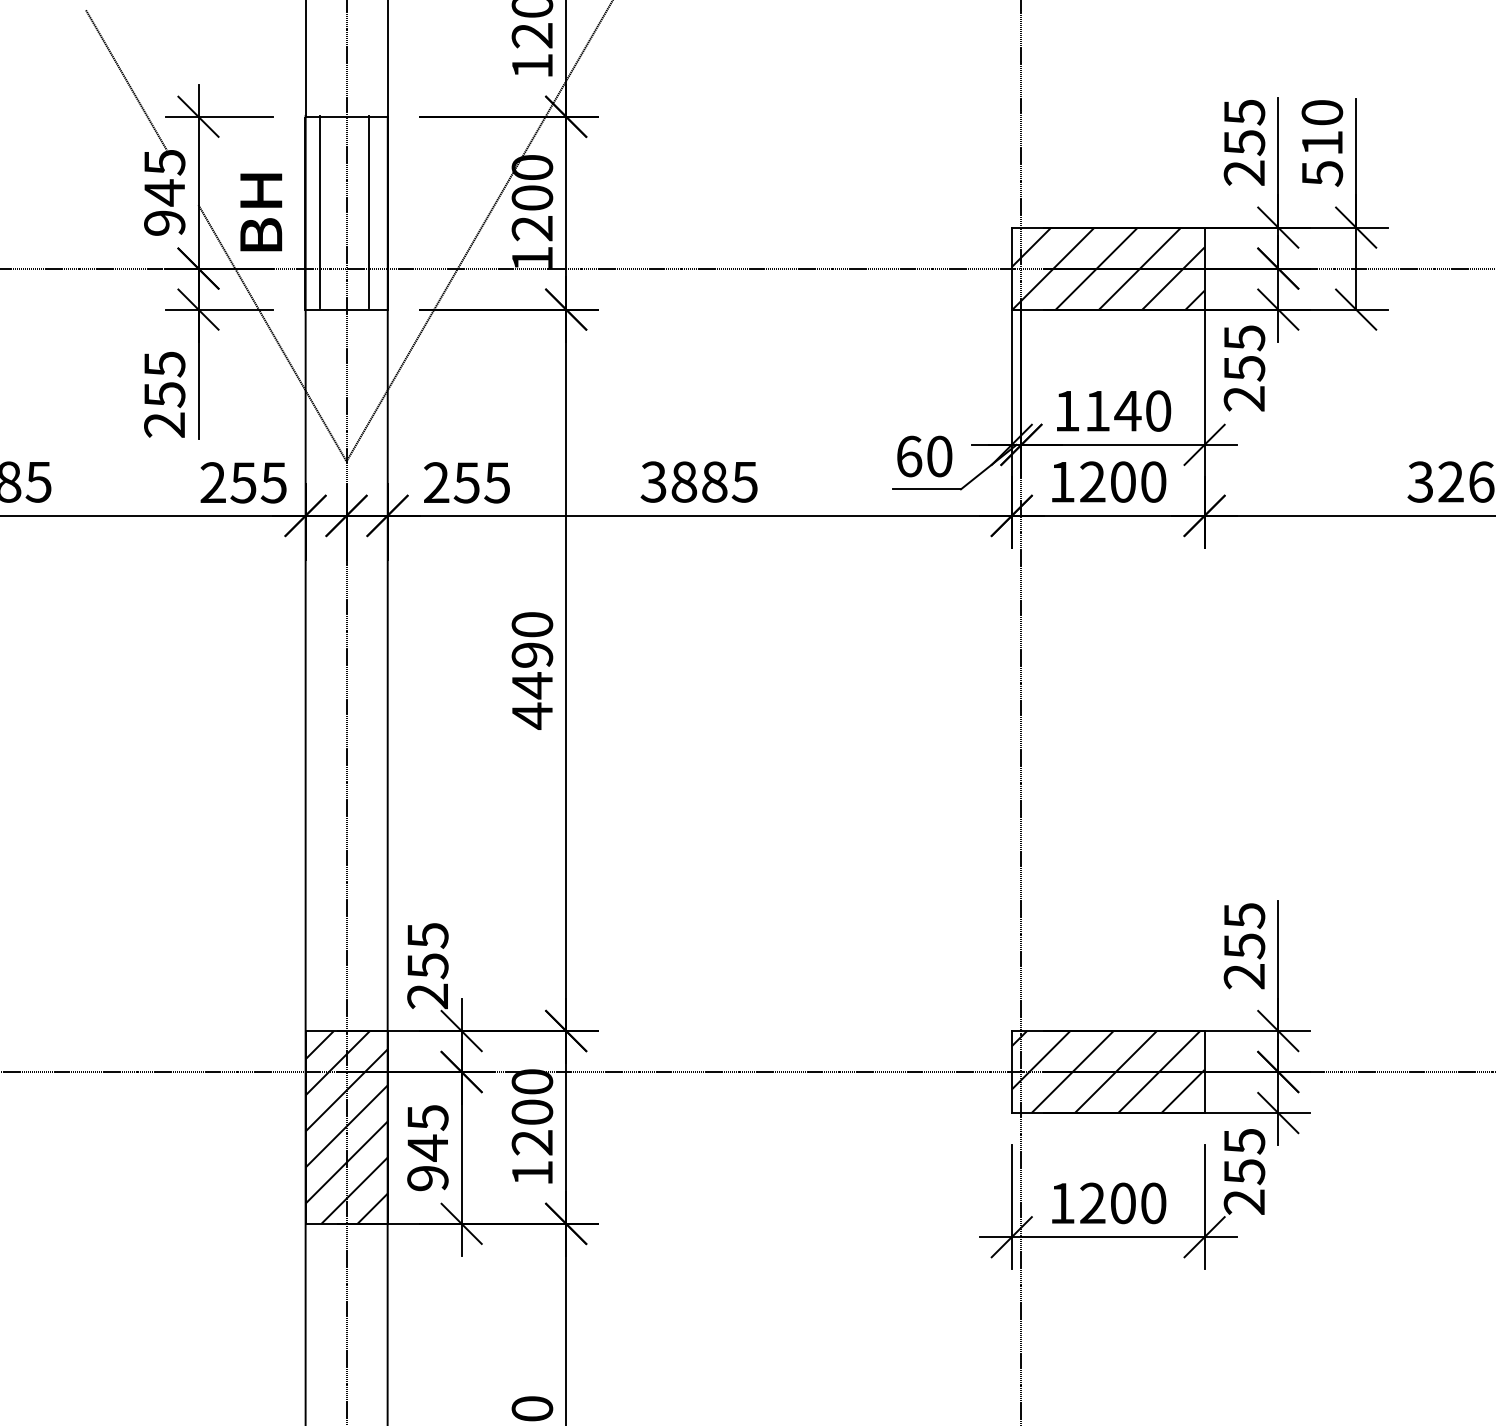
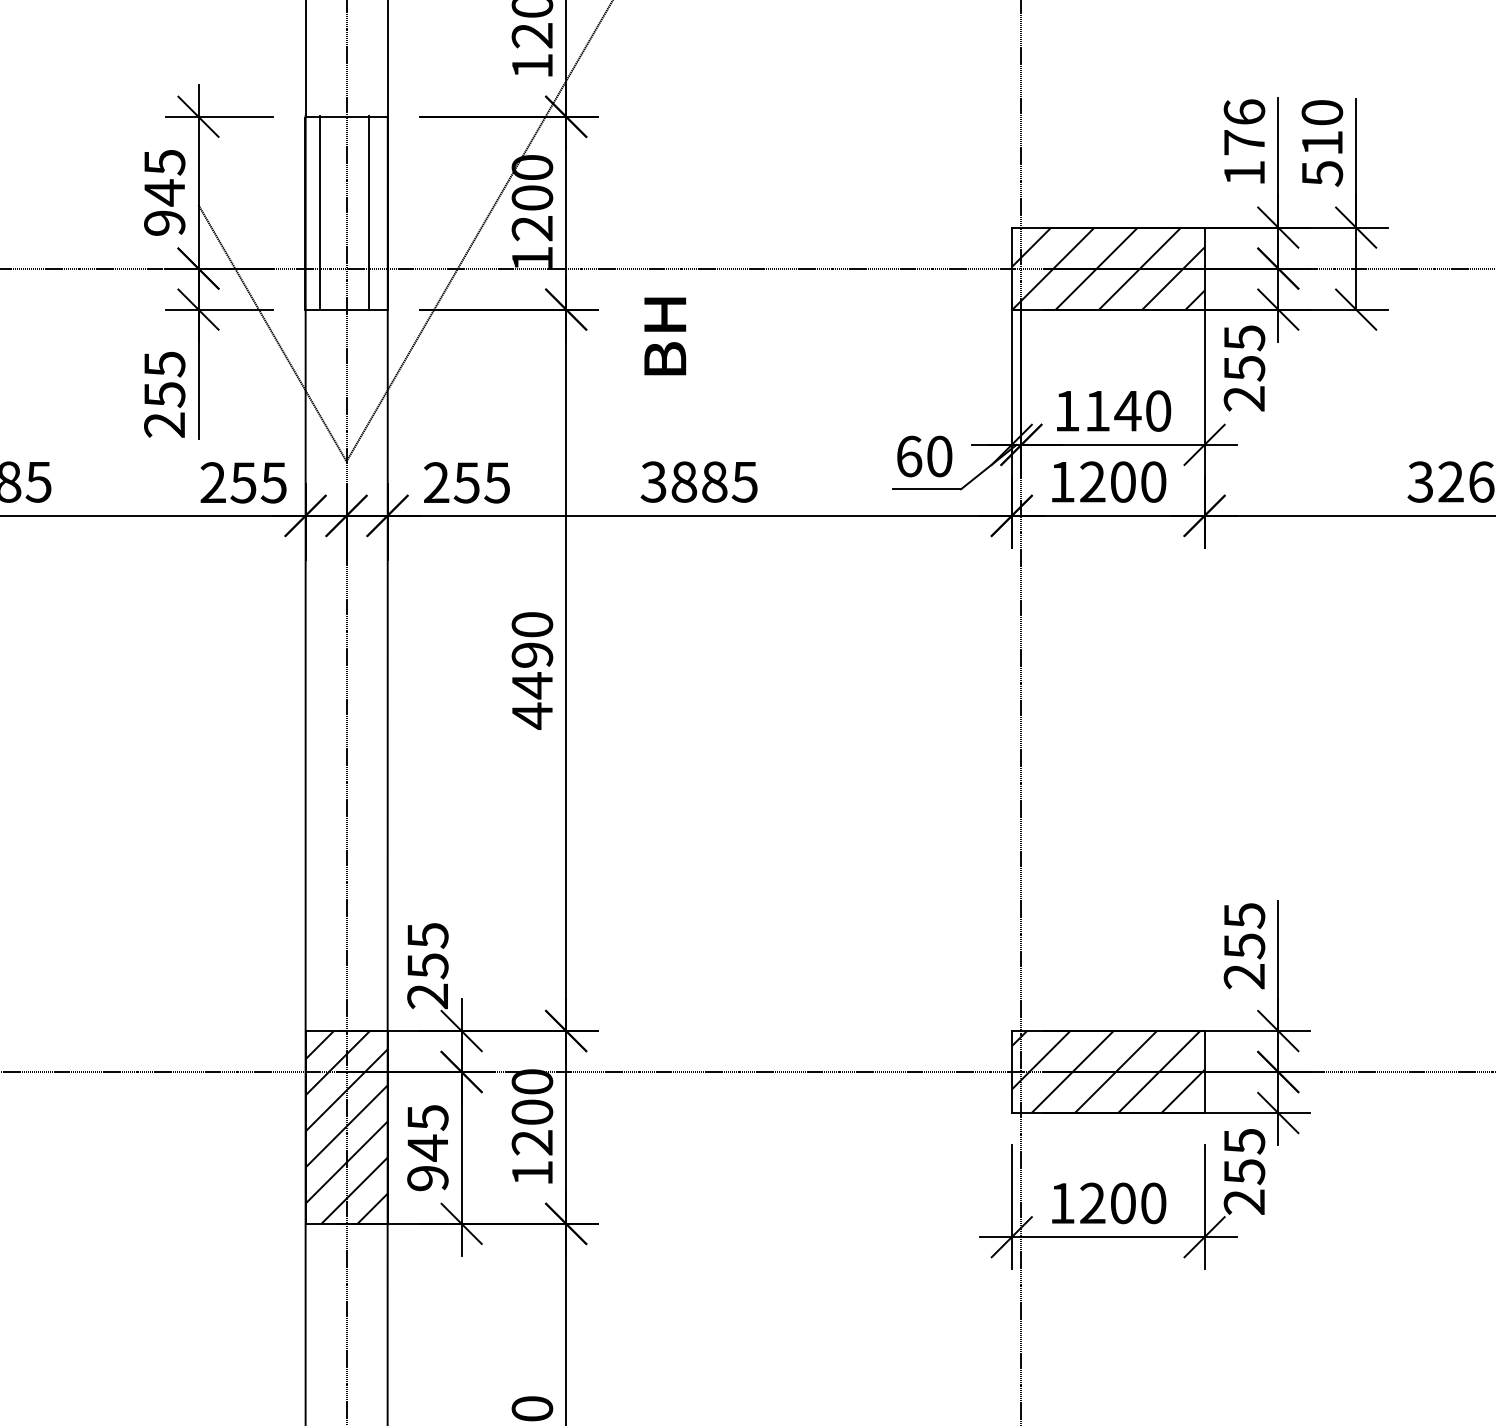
line: present -> none (126, 80)
text: 255 -> 176 (1244, 142)
text position: (261, 212) -> (665, 336) (665, 336)
